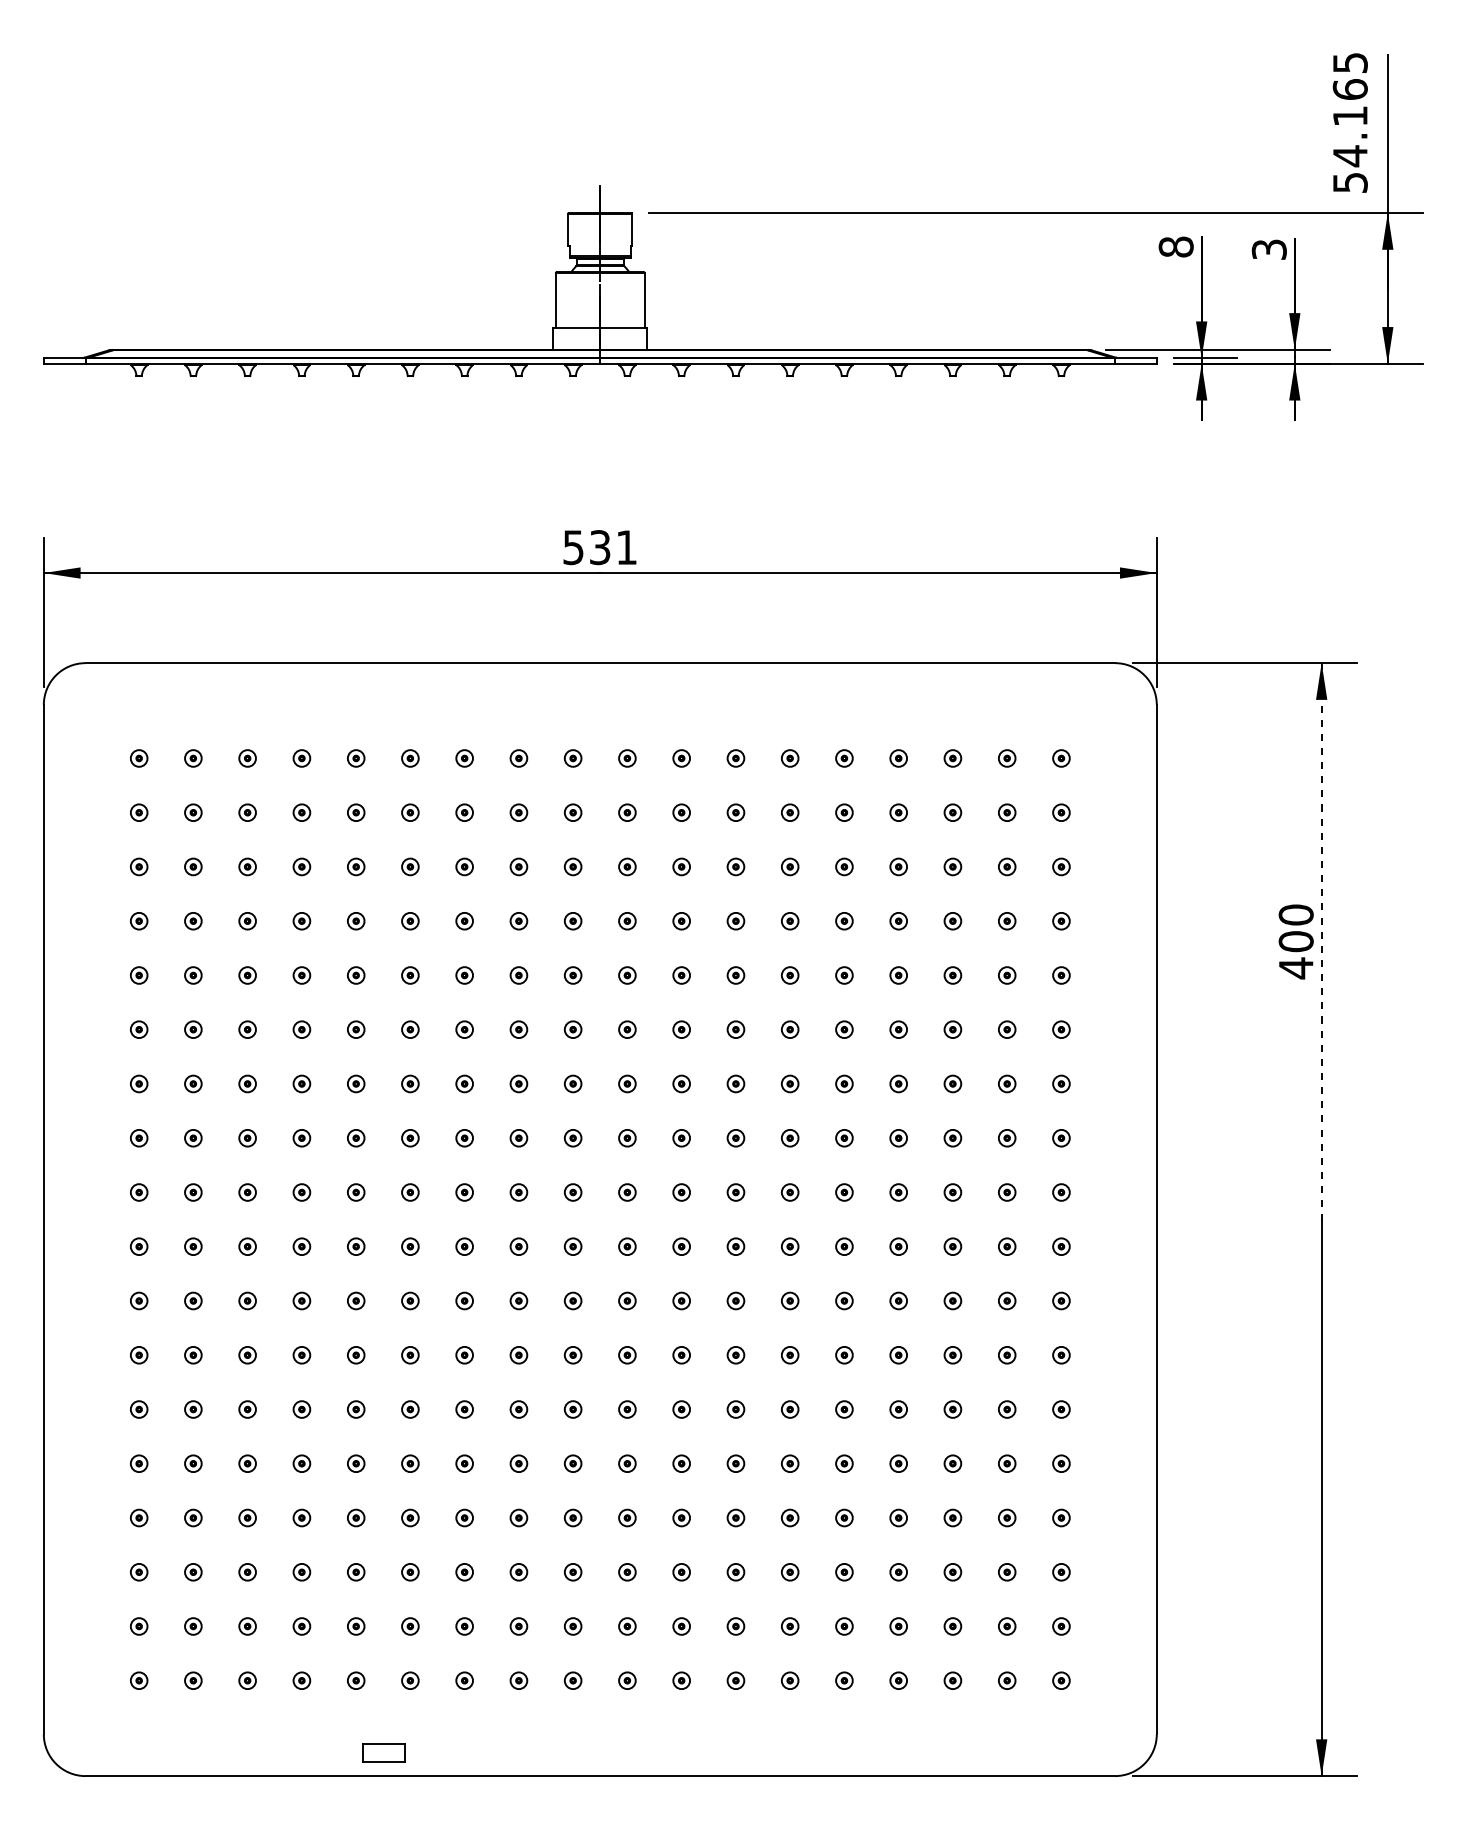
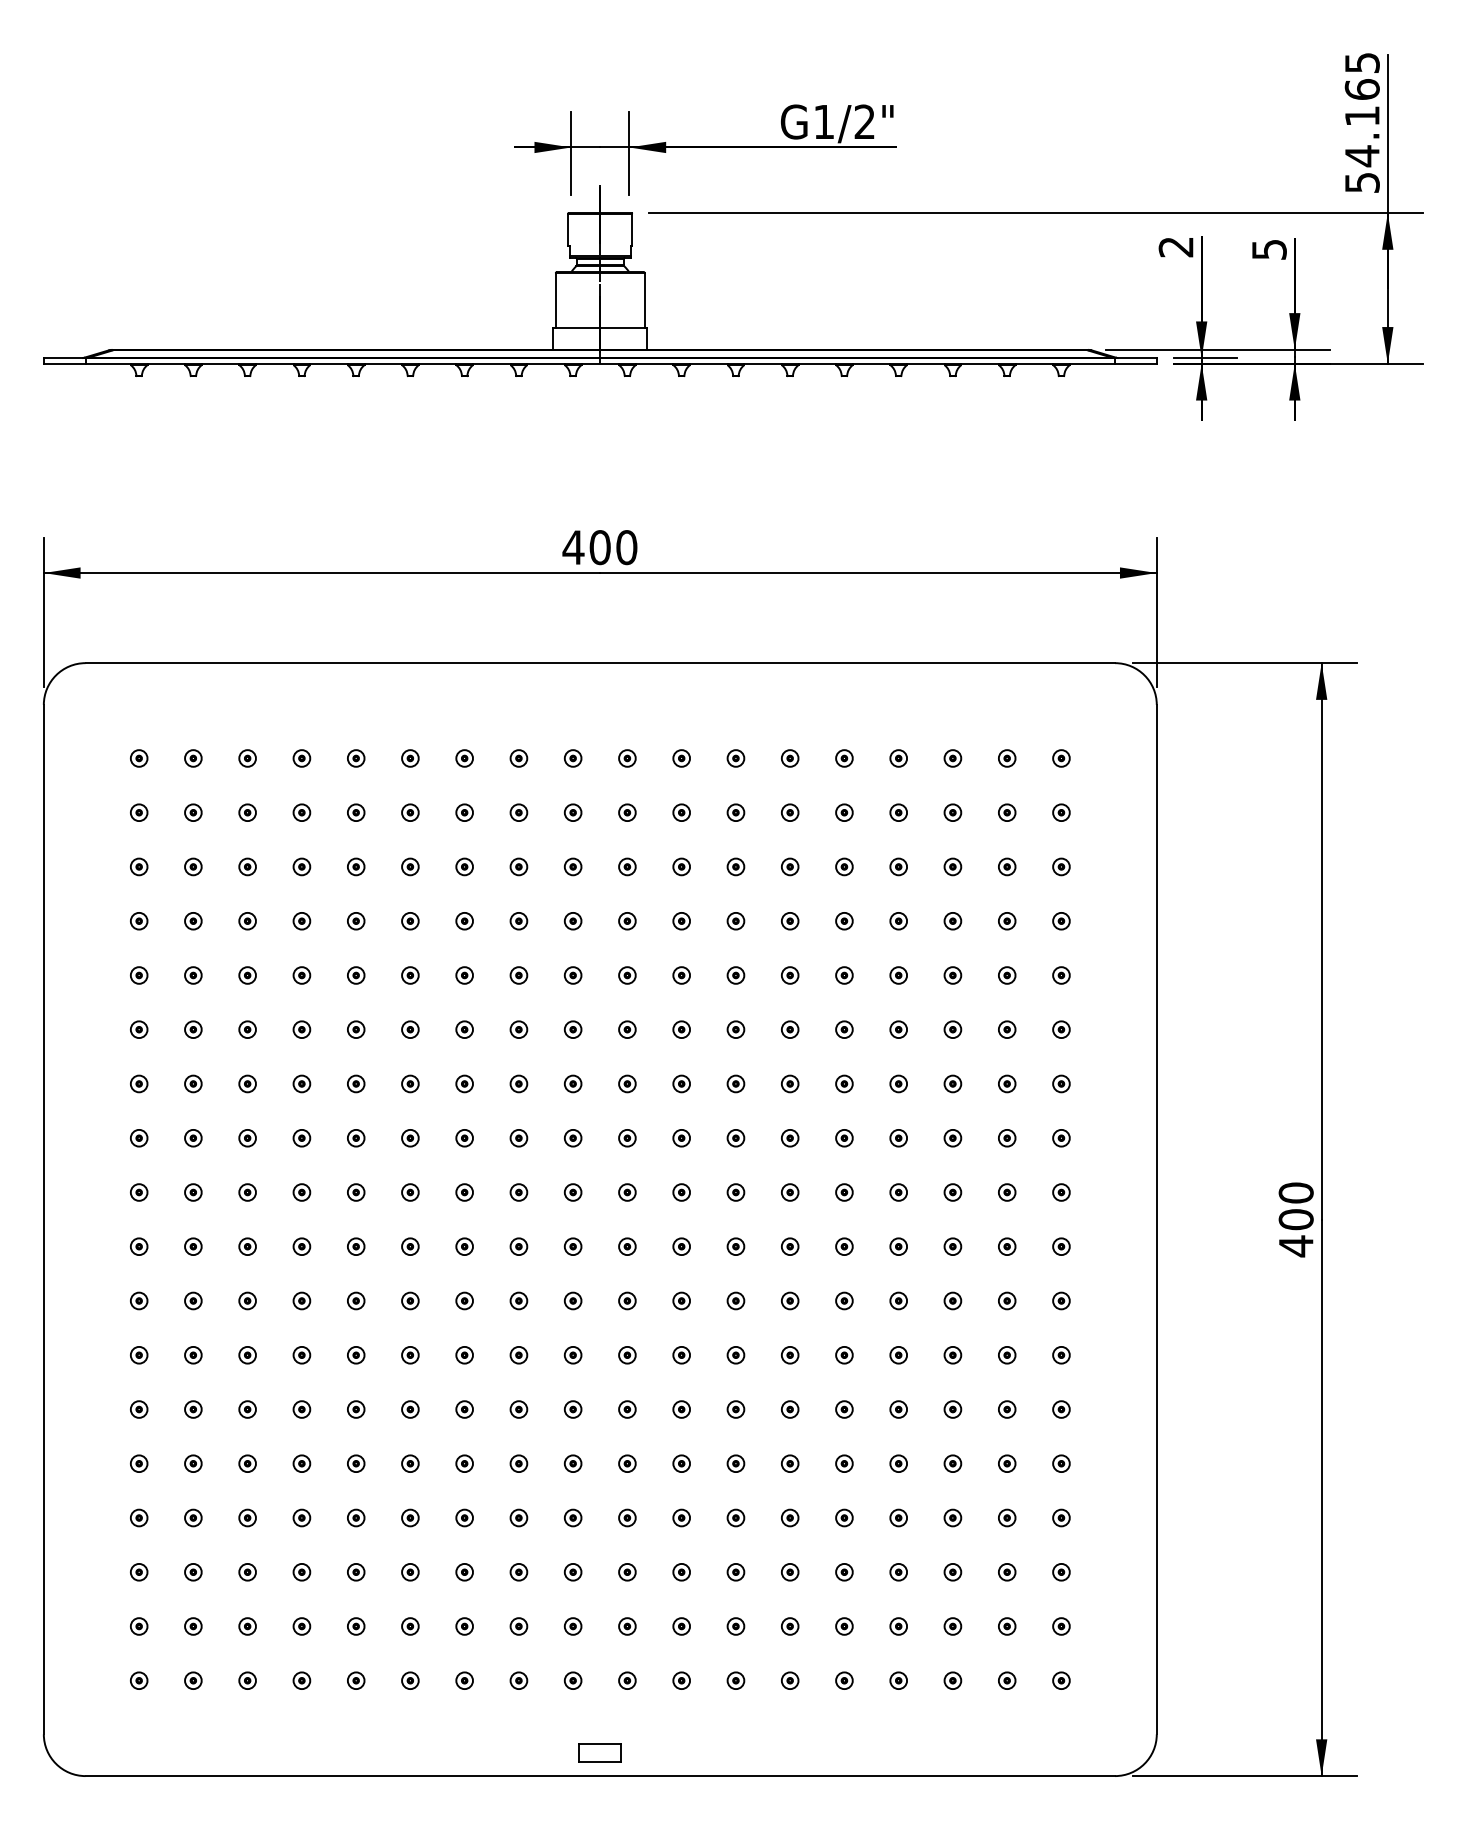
text position: (1349, 122) -> (1361, 122) (1361, 122)
part: none -> present (705, 149)
text: 8 -> 2 (1175, 246)
text: 3 -> 5 (1268, 249)
text: 531 -> 400 (599, 547)
text position: (1295, 941) -> (1295, 1219) (1295, 1219)
line: dashed -> solid (1321, 941)
part position: (383, 1752) -> (599, 1752) (599, 1752)
